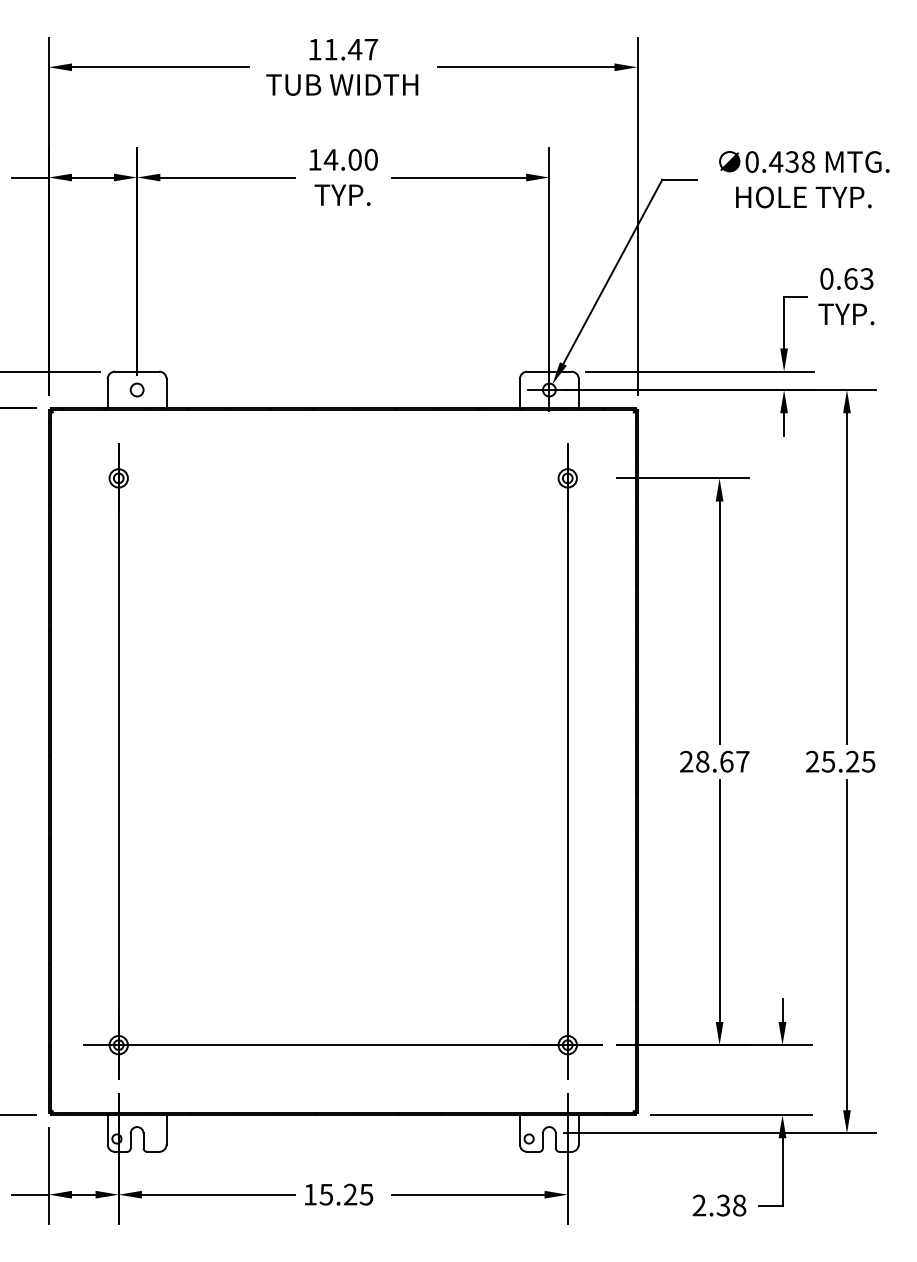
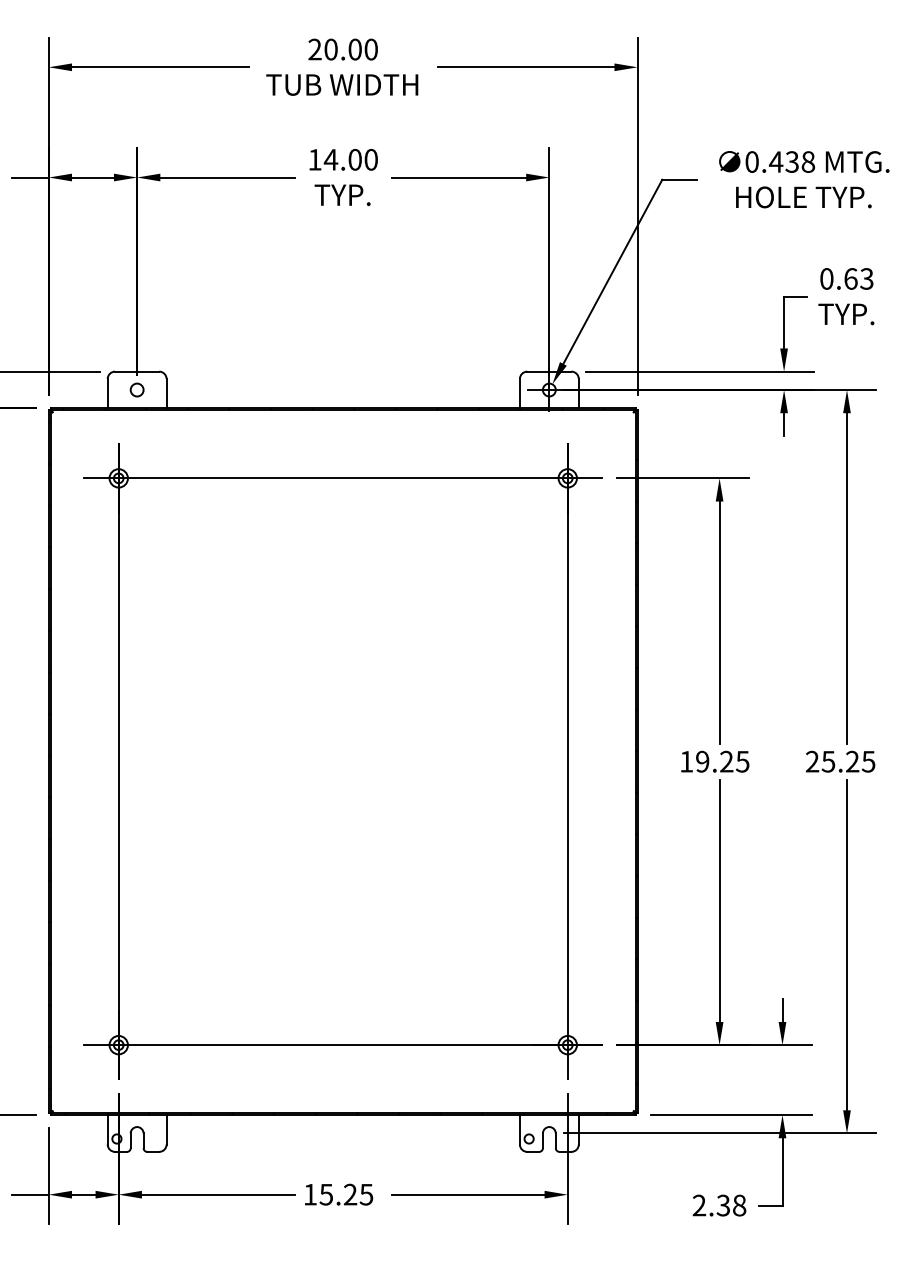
text: 11.47 -> 20.00 (342, 49)
line: none -> present (343, 478)
text: 28.67 -> 19.25 (714, 761)
